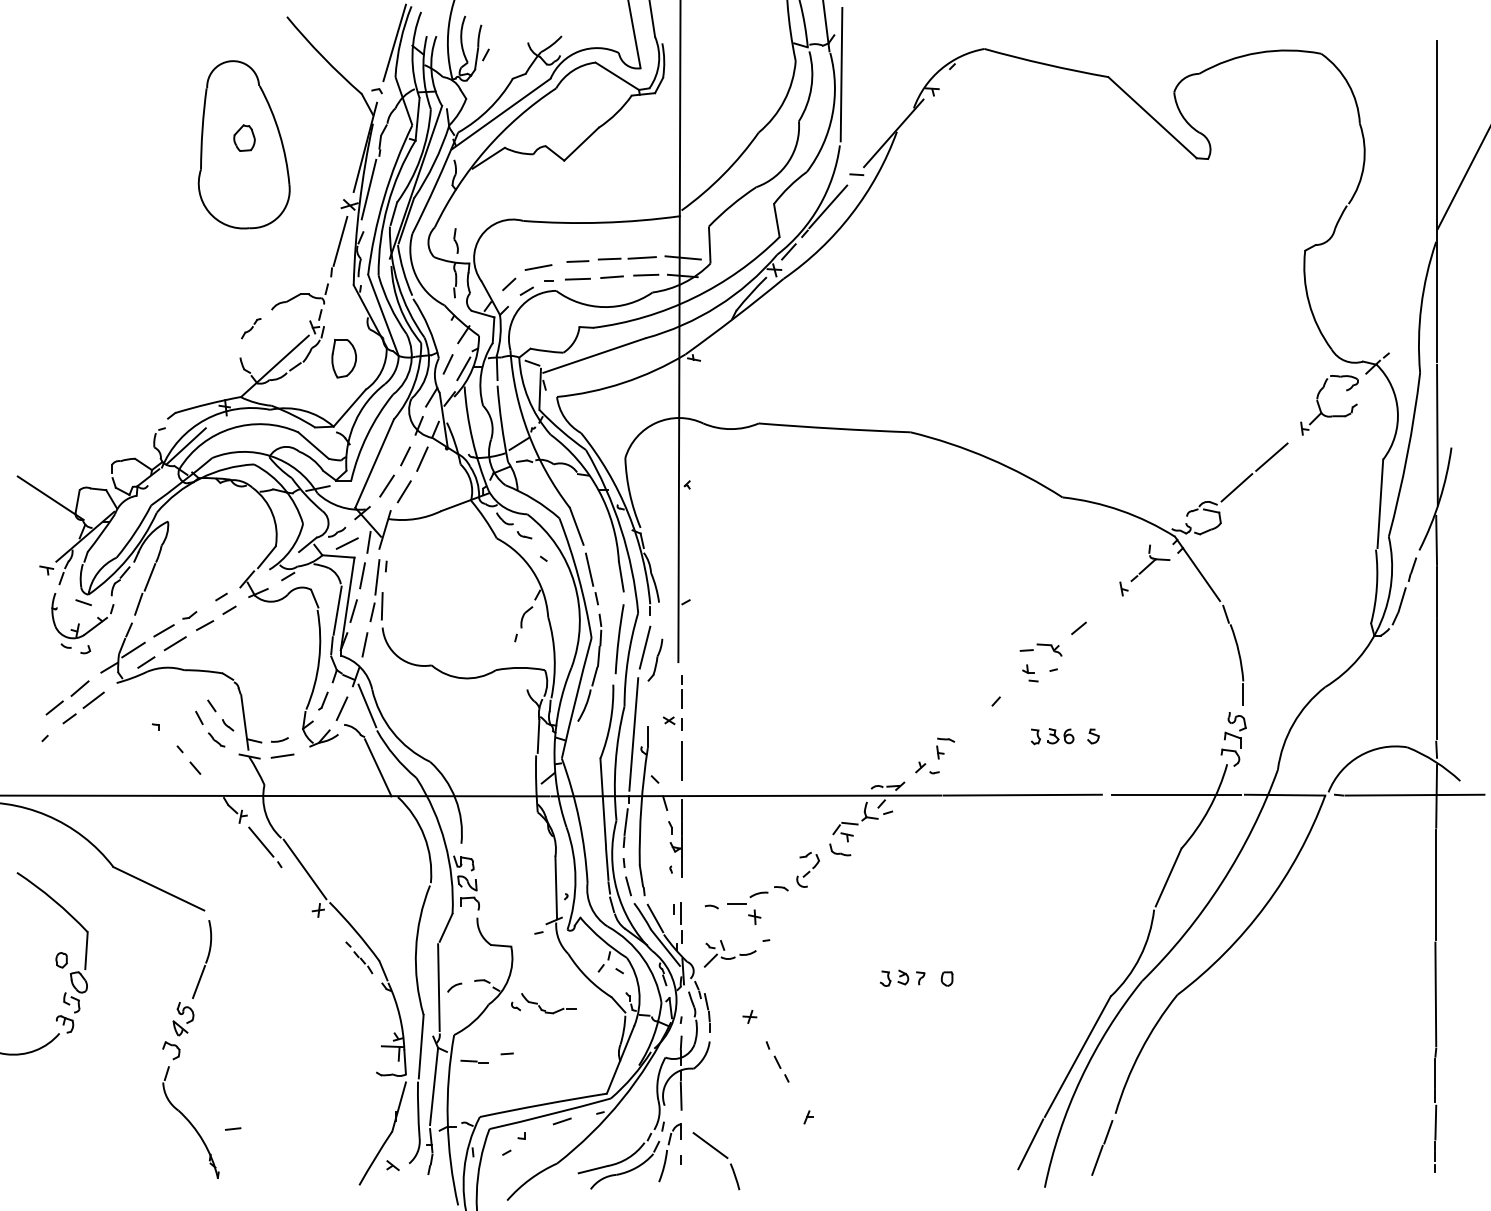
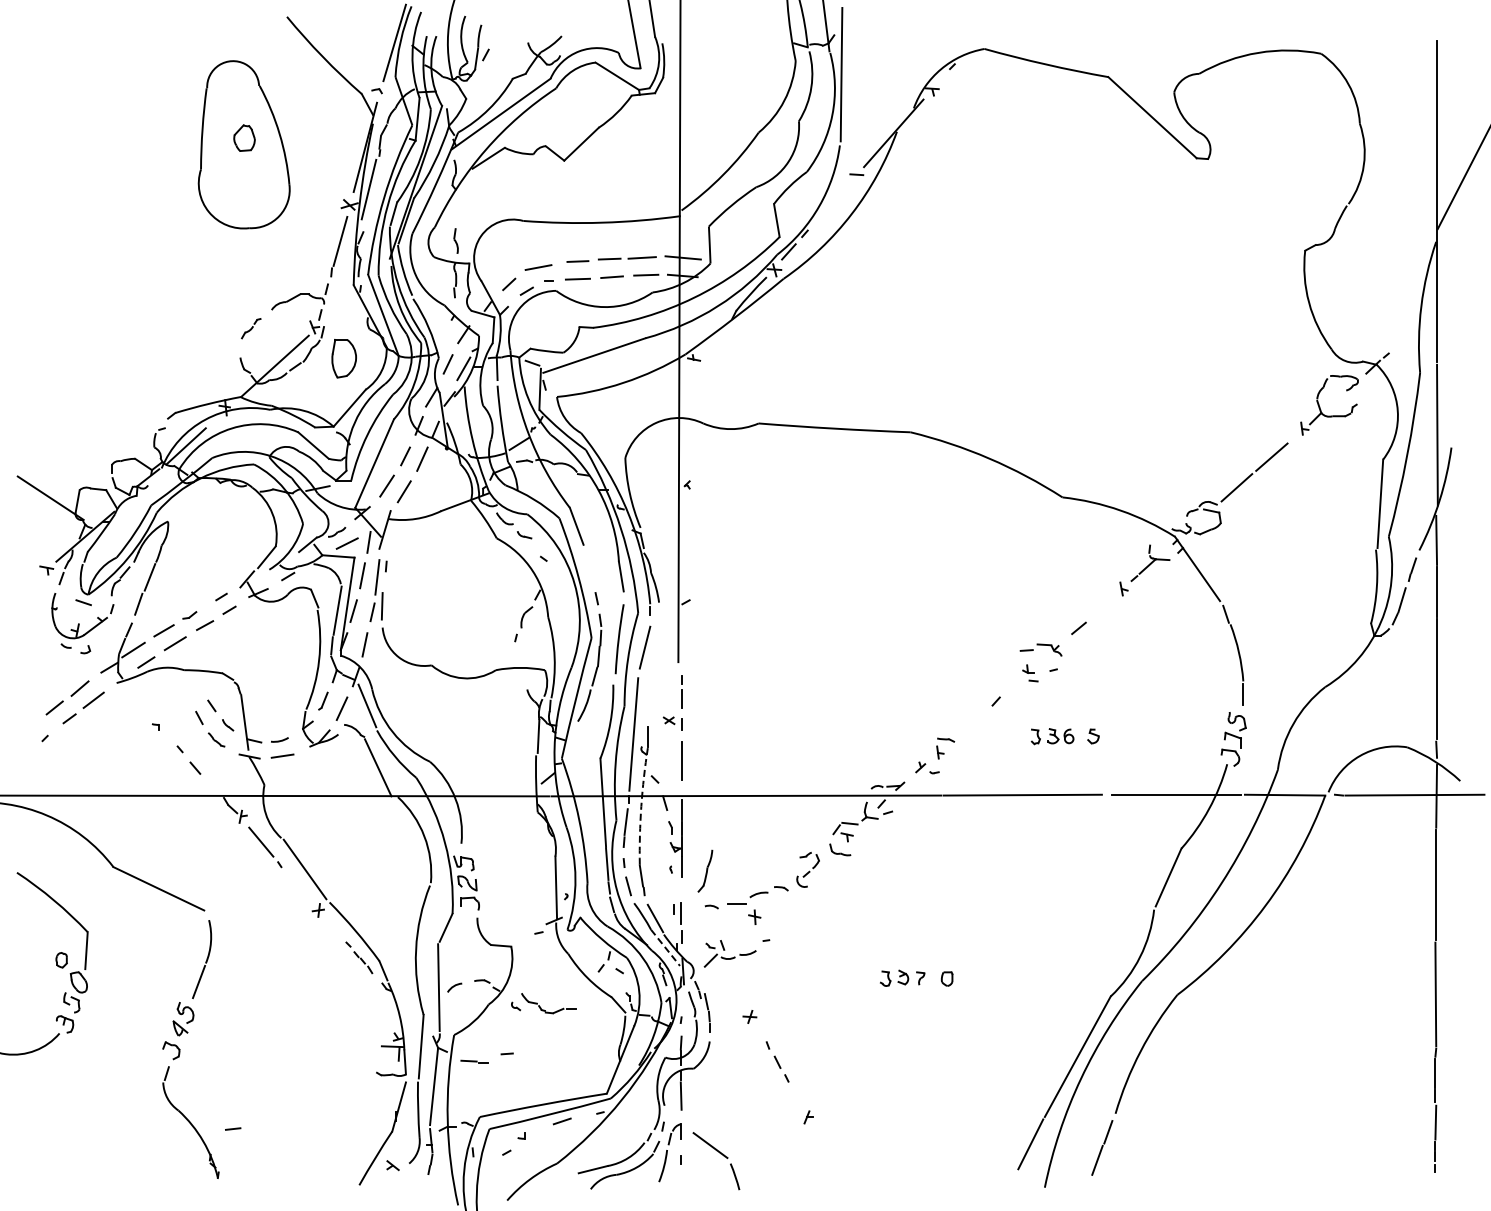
line: present -> none (828, 206)
line: present -> none (589, 569)
part position: (655, 659) -> (705, 870) (705, 870)
arc: solid -> dashed (641, 806)
line: solid -> dashed (665, 948)
